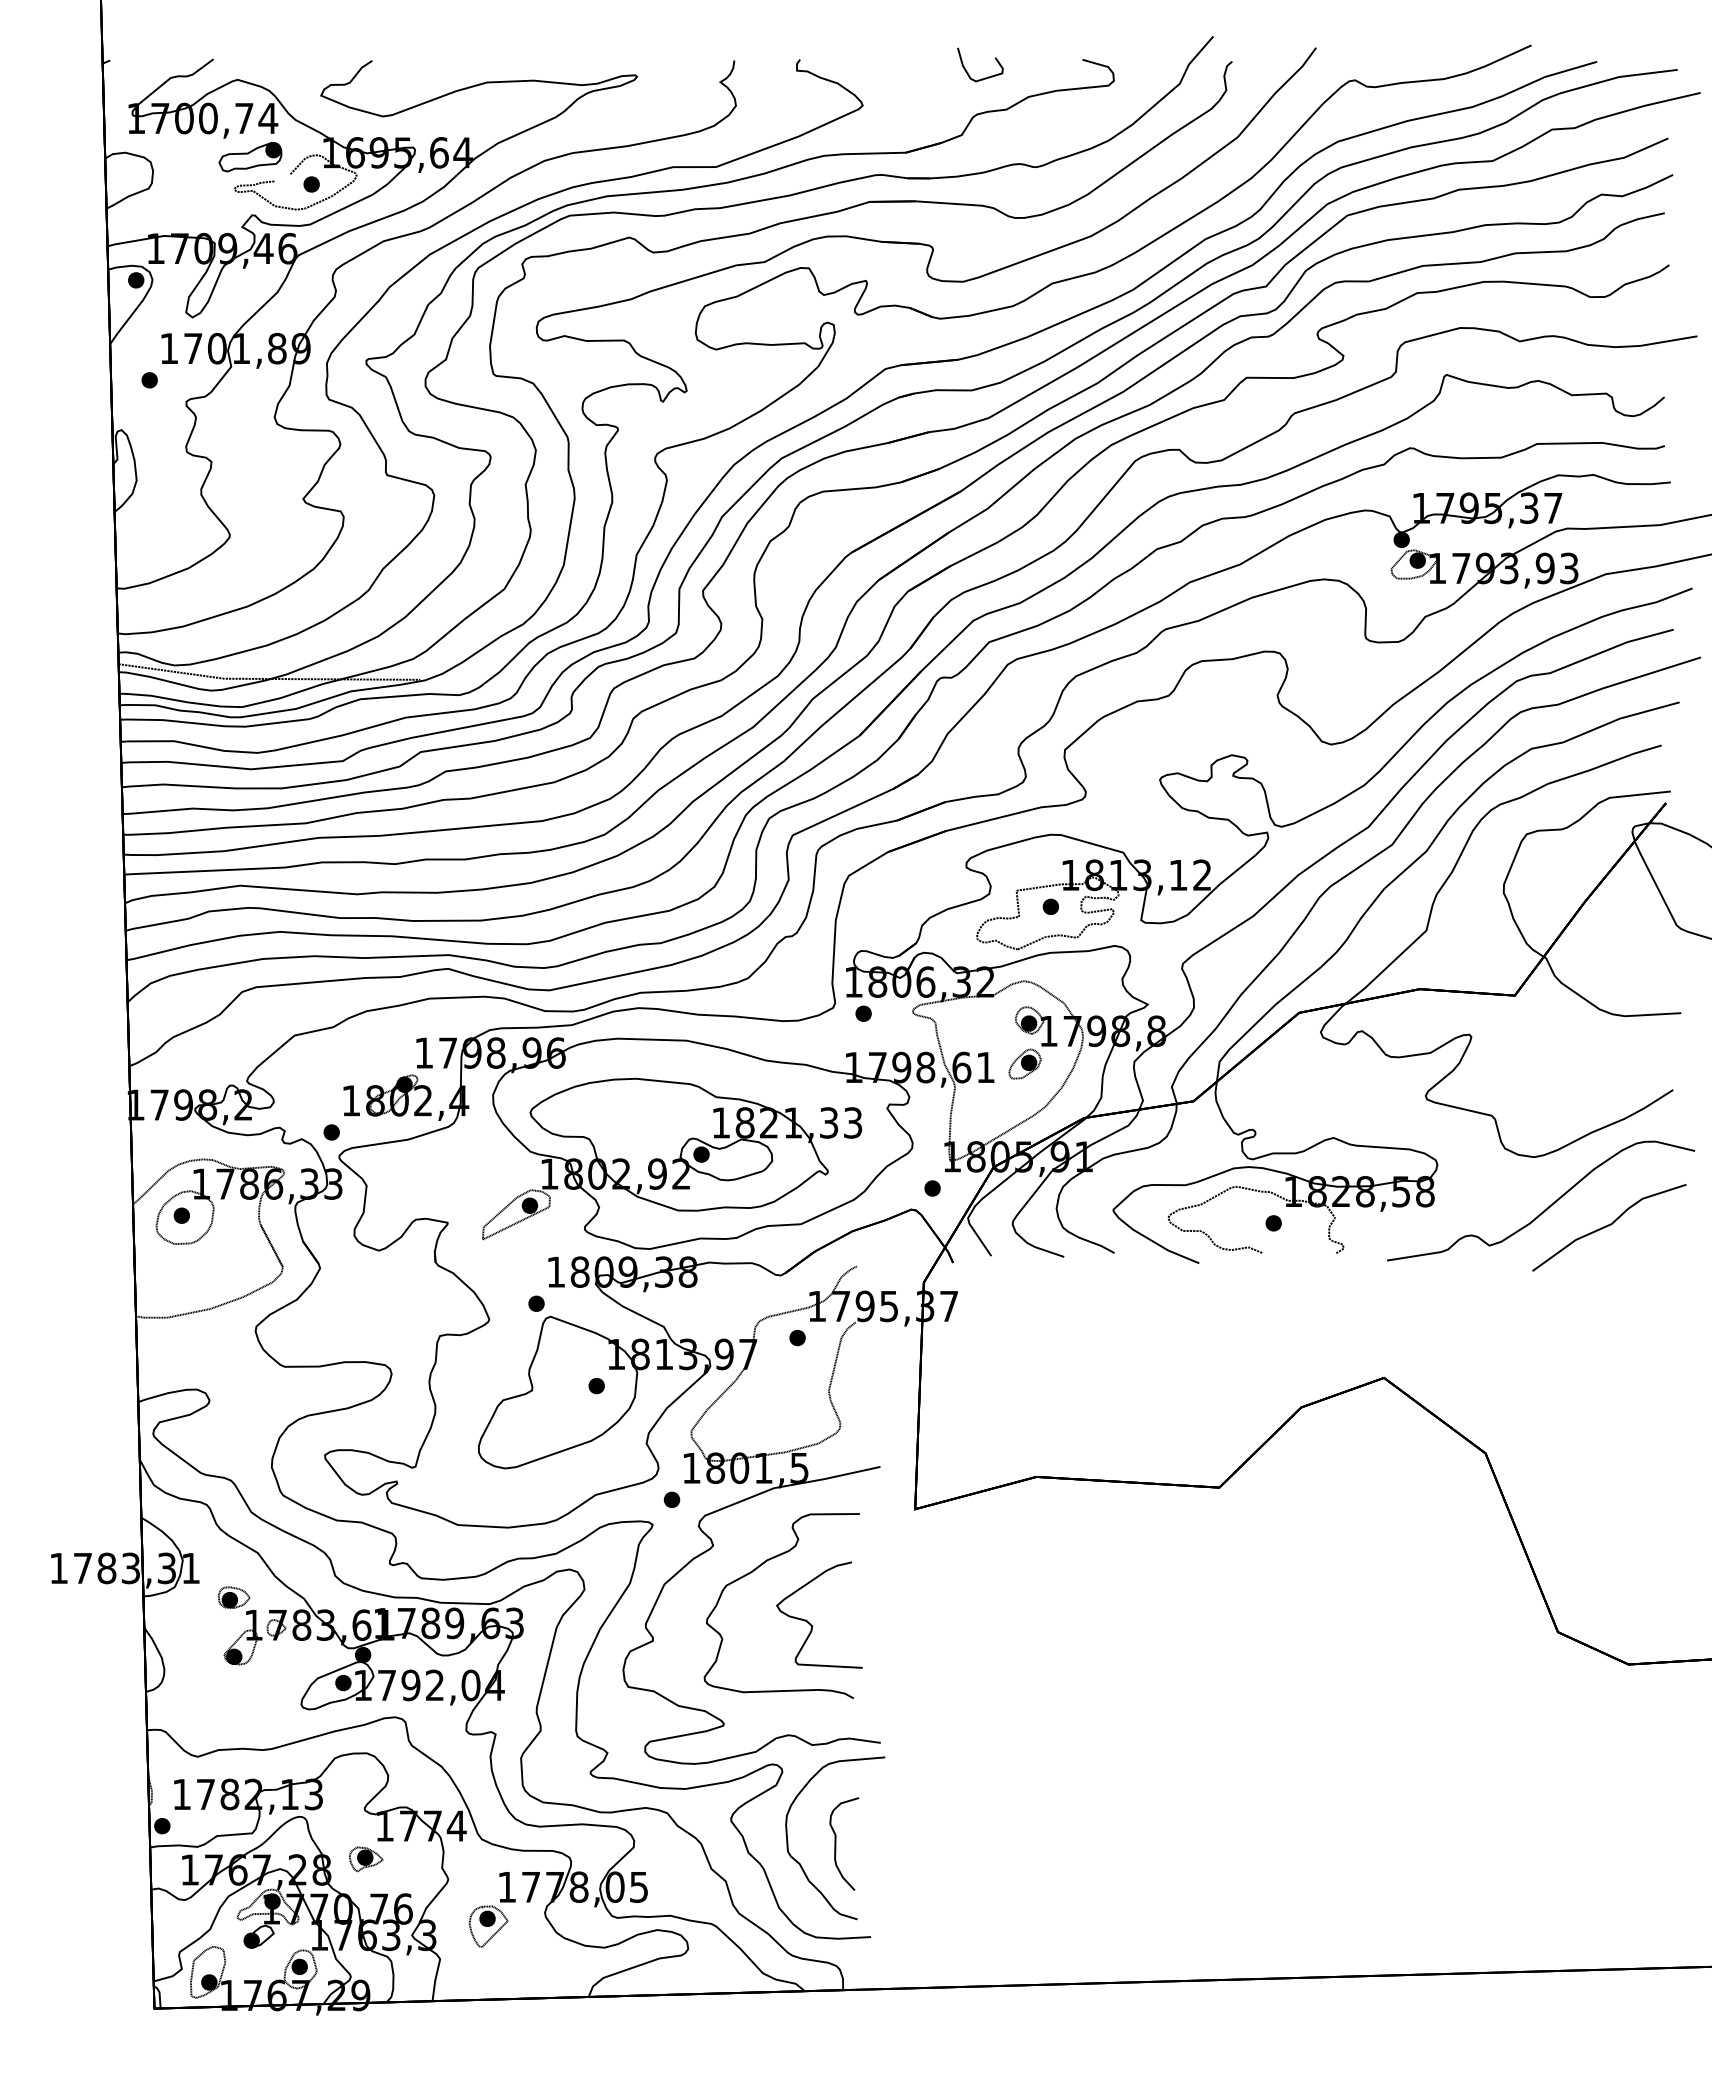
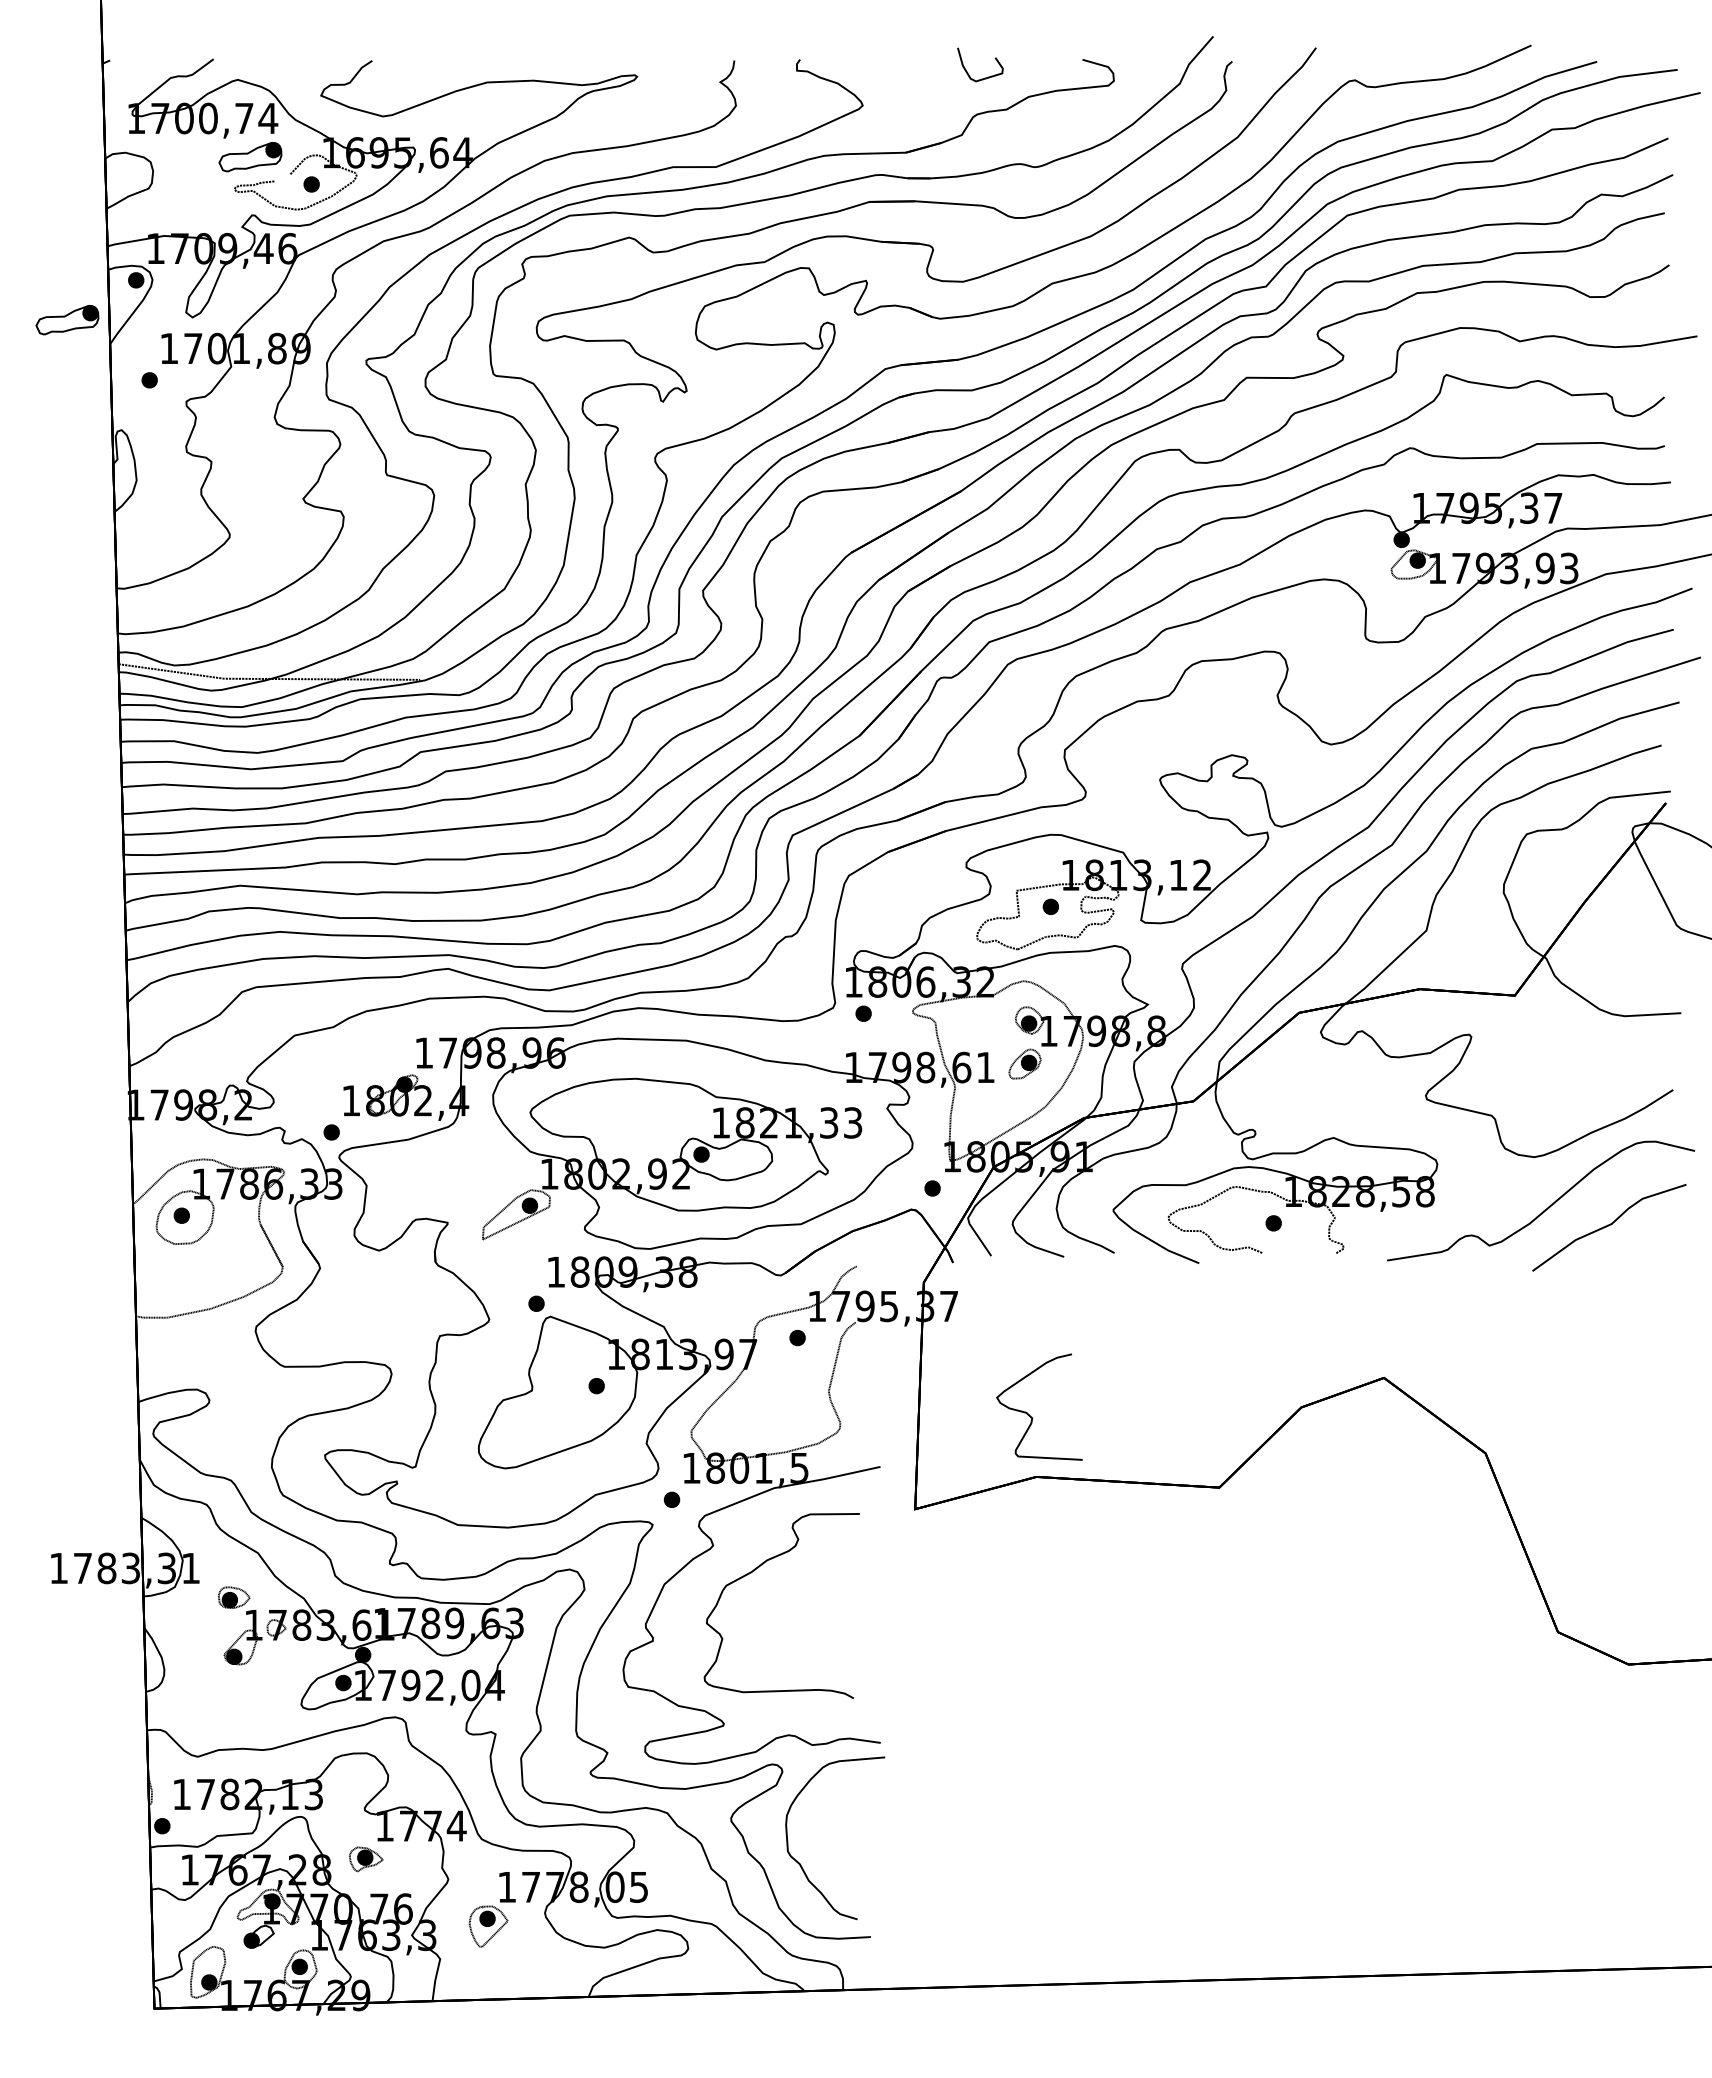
part: none -> present (67, 320)
curve position: (810, 1623) -> (1030, 1415) (1030, 1415)
curve: present -> none (836, 1843)
